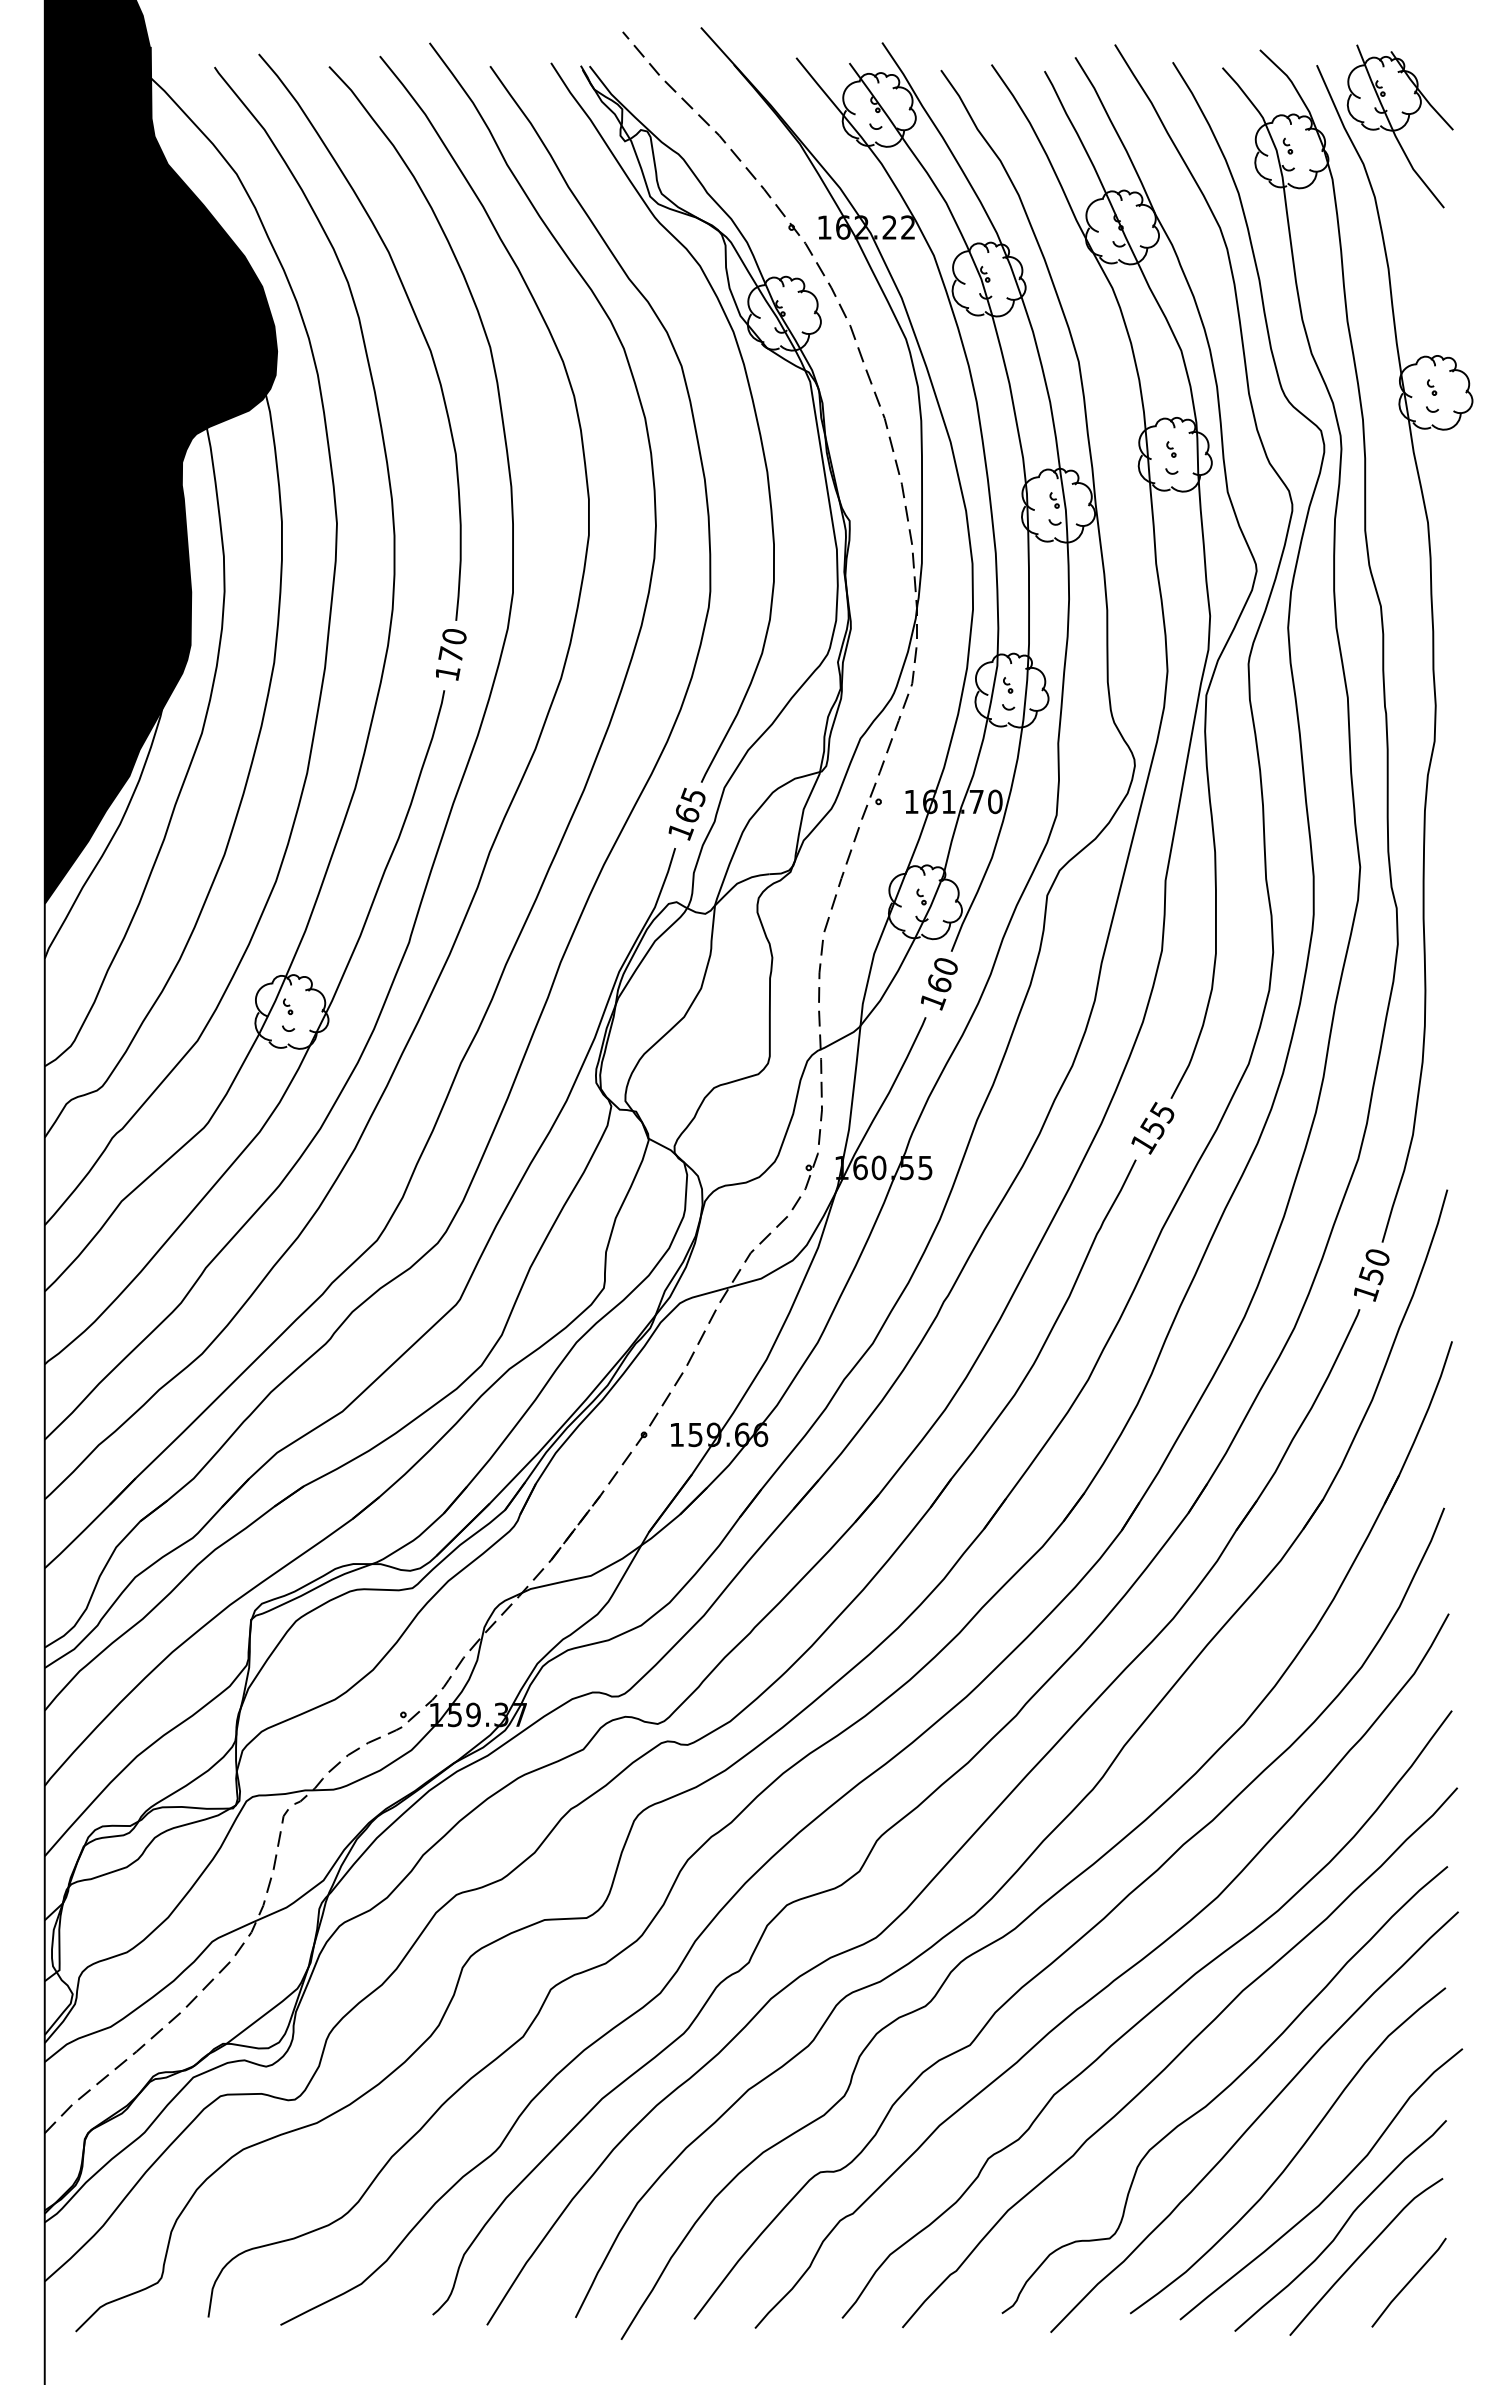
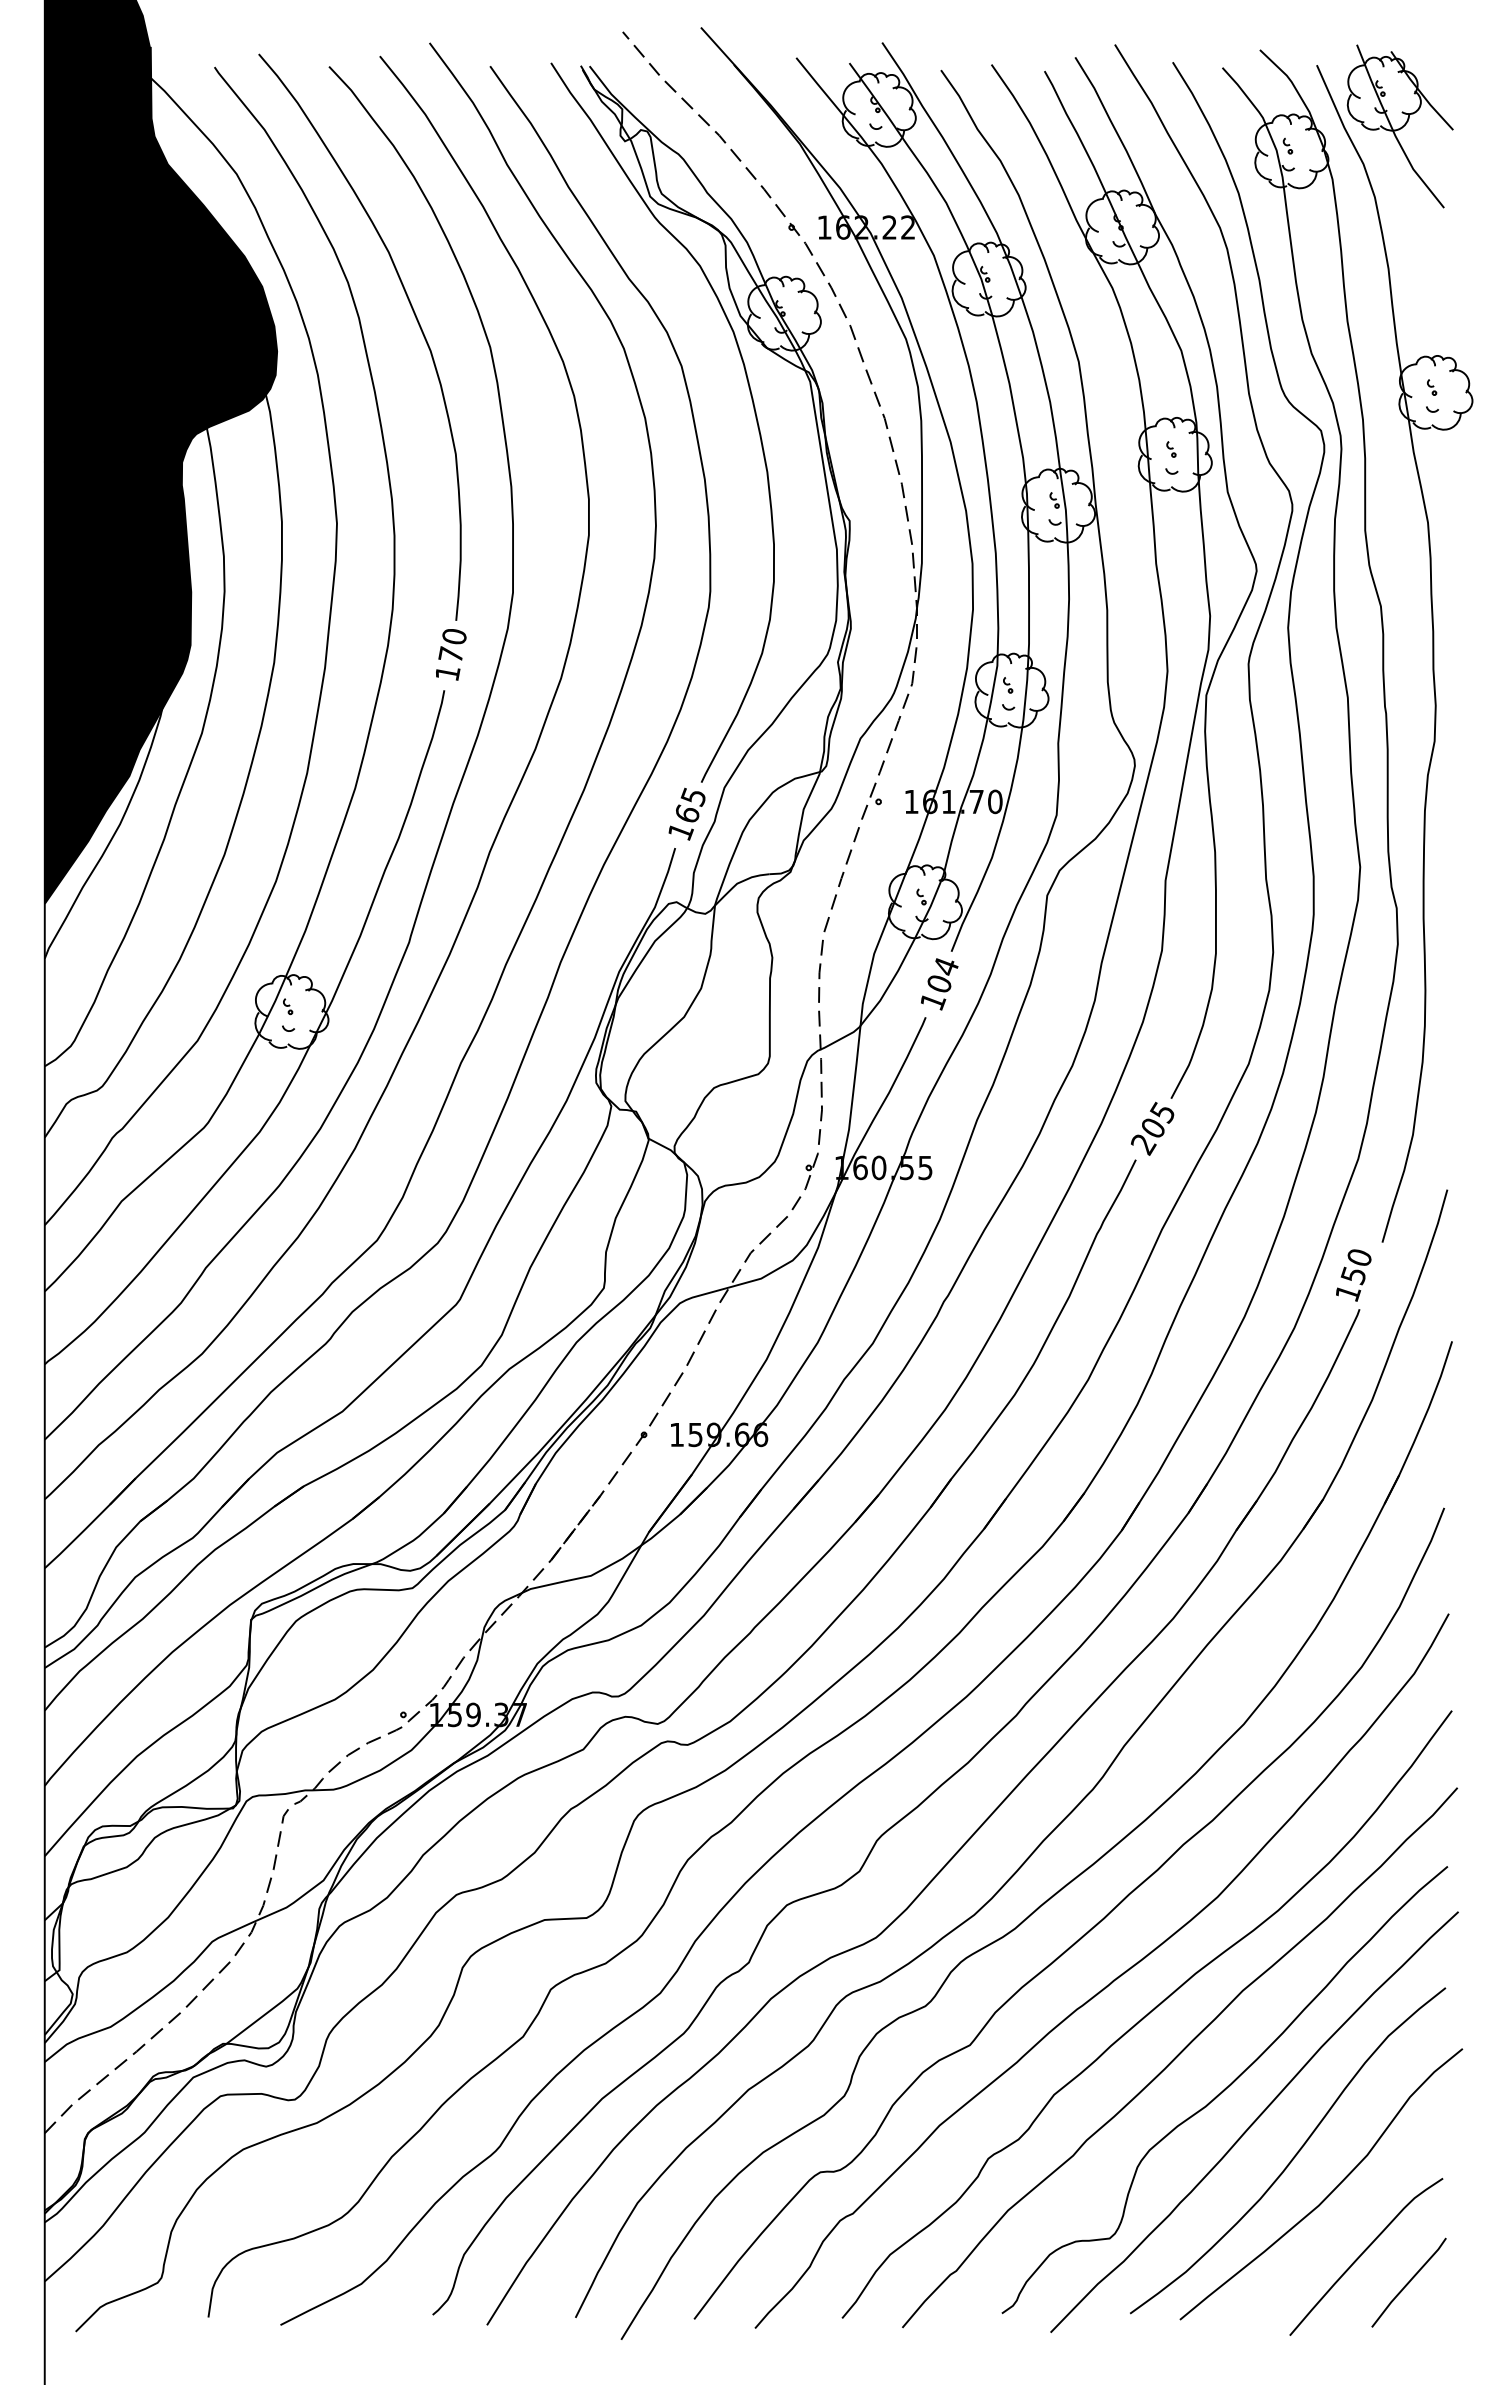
text: 160 -> 104 (942, 975)
text: 155 -> 205 (1147, 1136)
text position: (1371, 1275) -> (1353, 1275) (1353, 1275)
curve: present -> none (1342, 2225)
